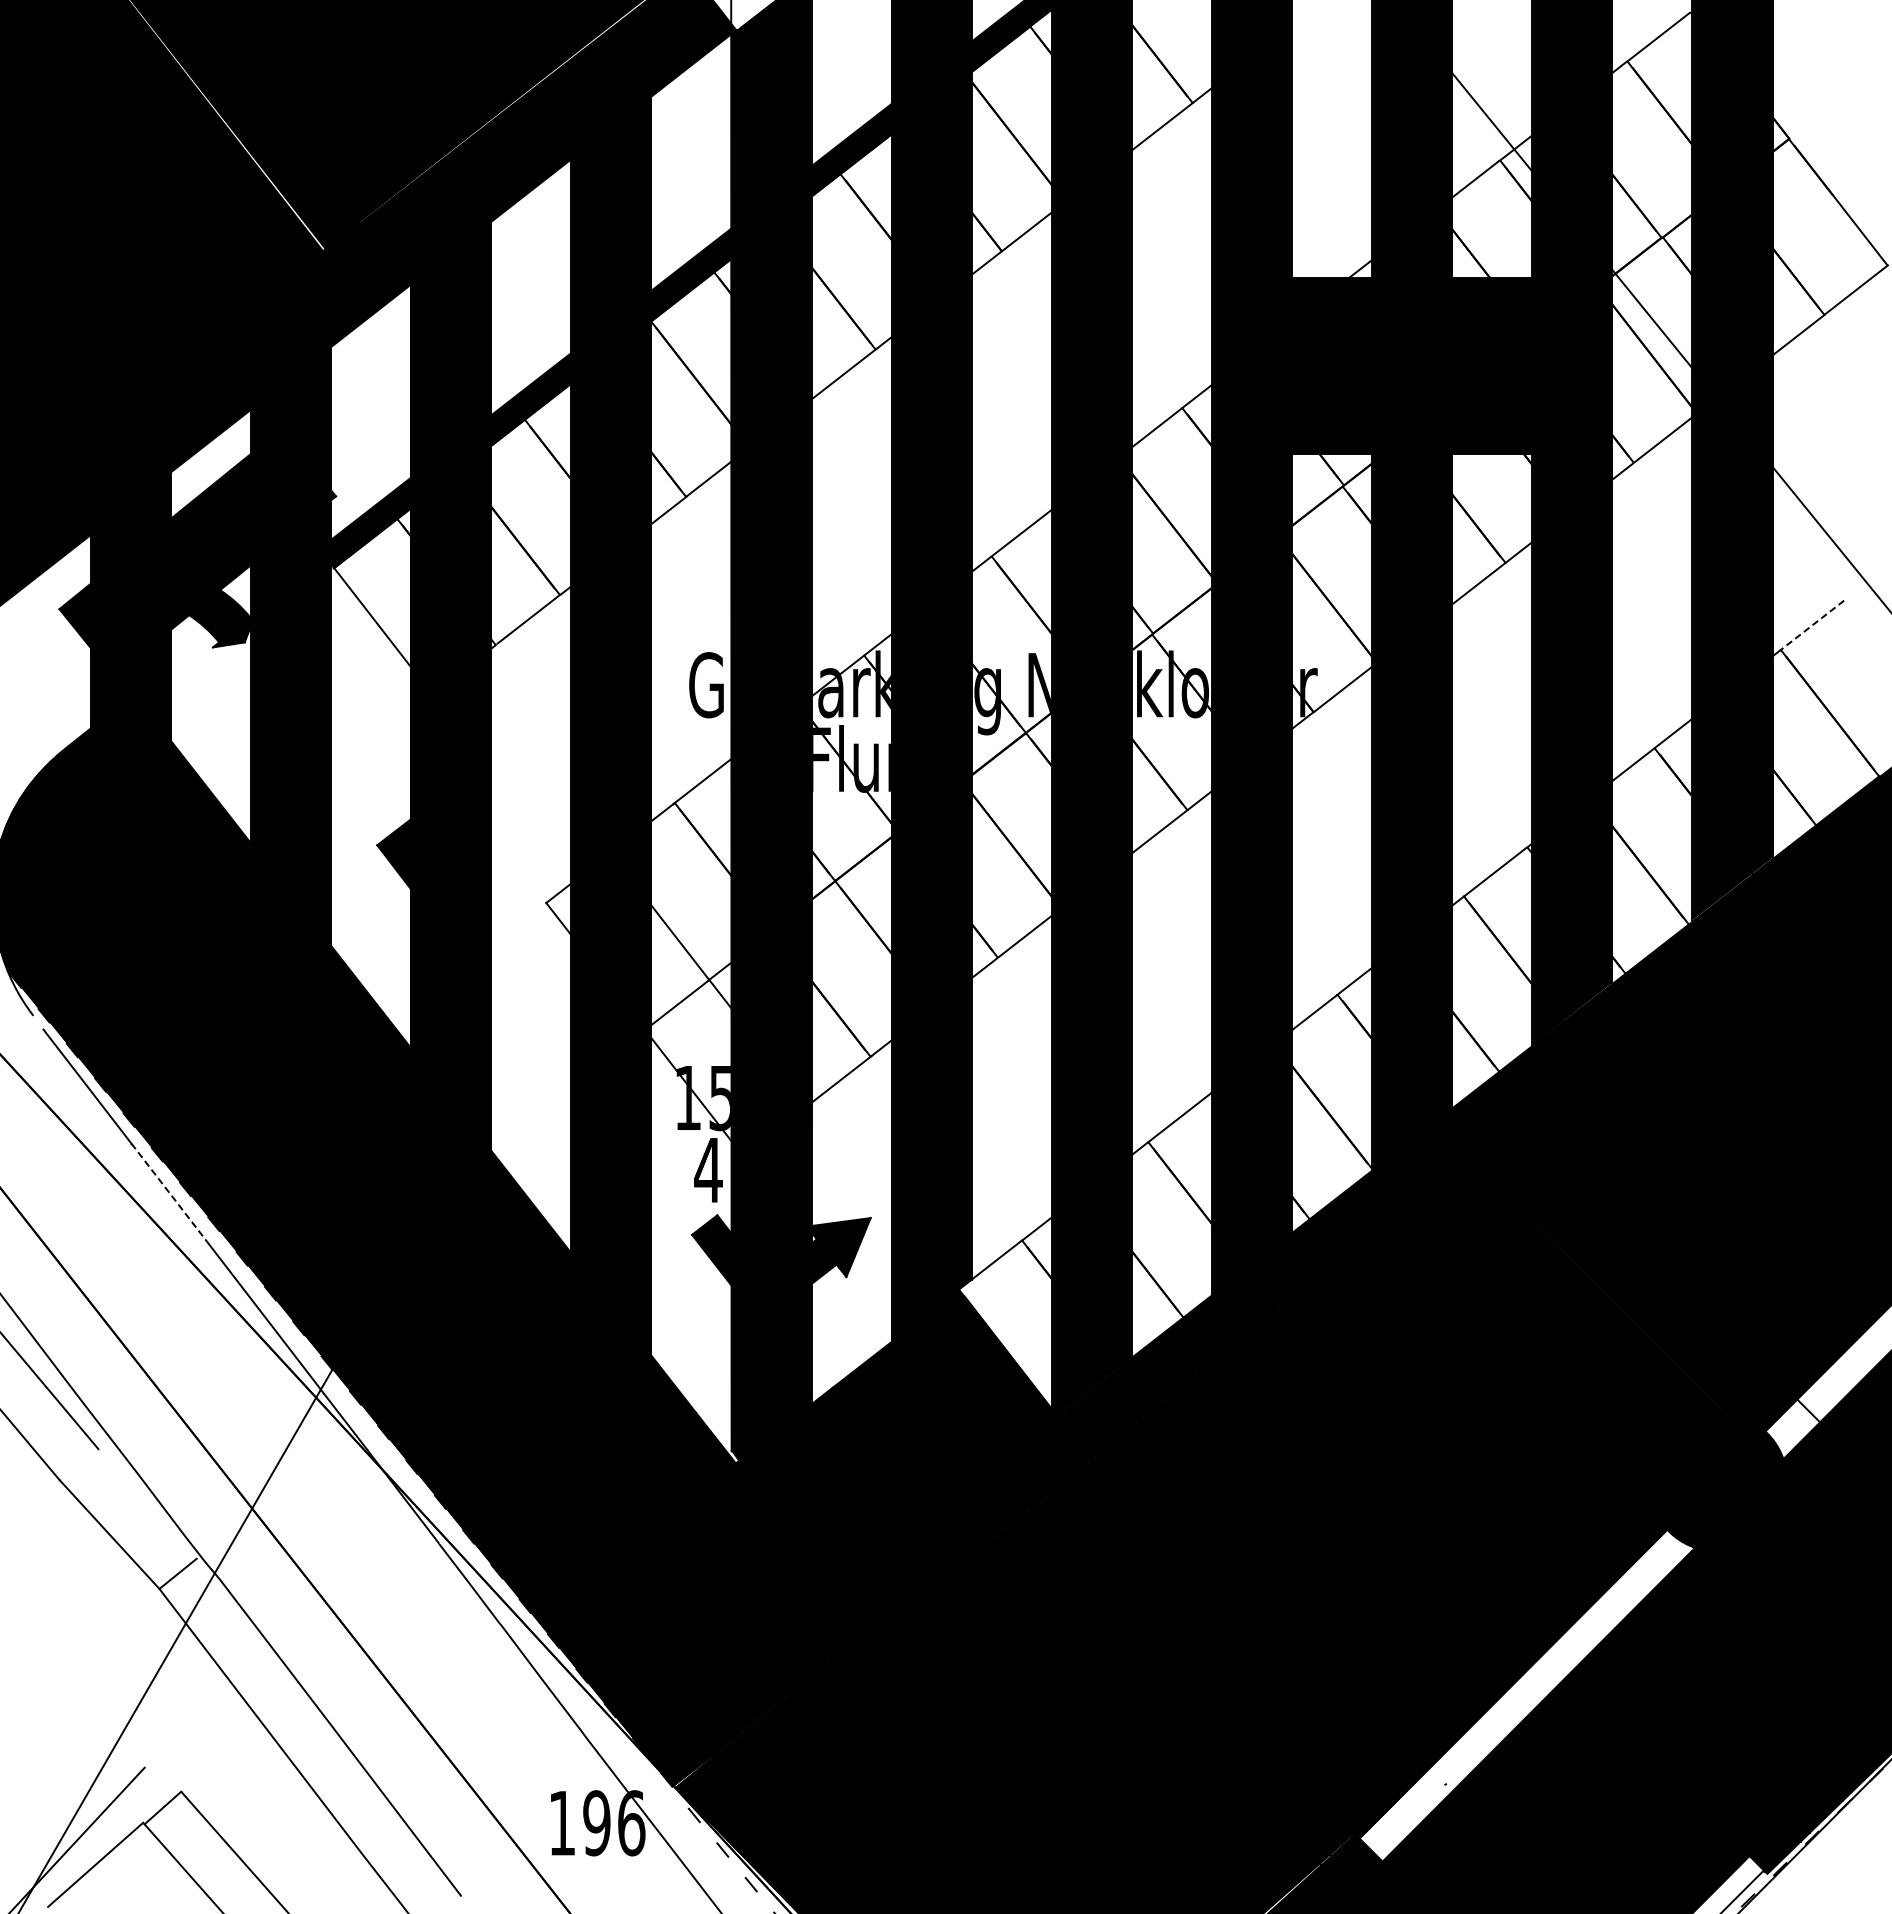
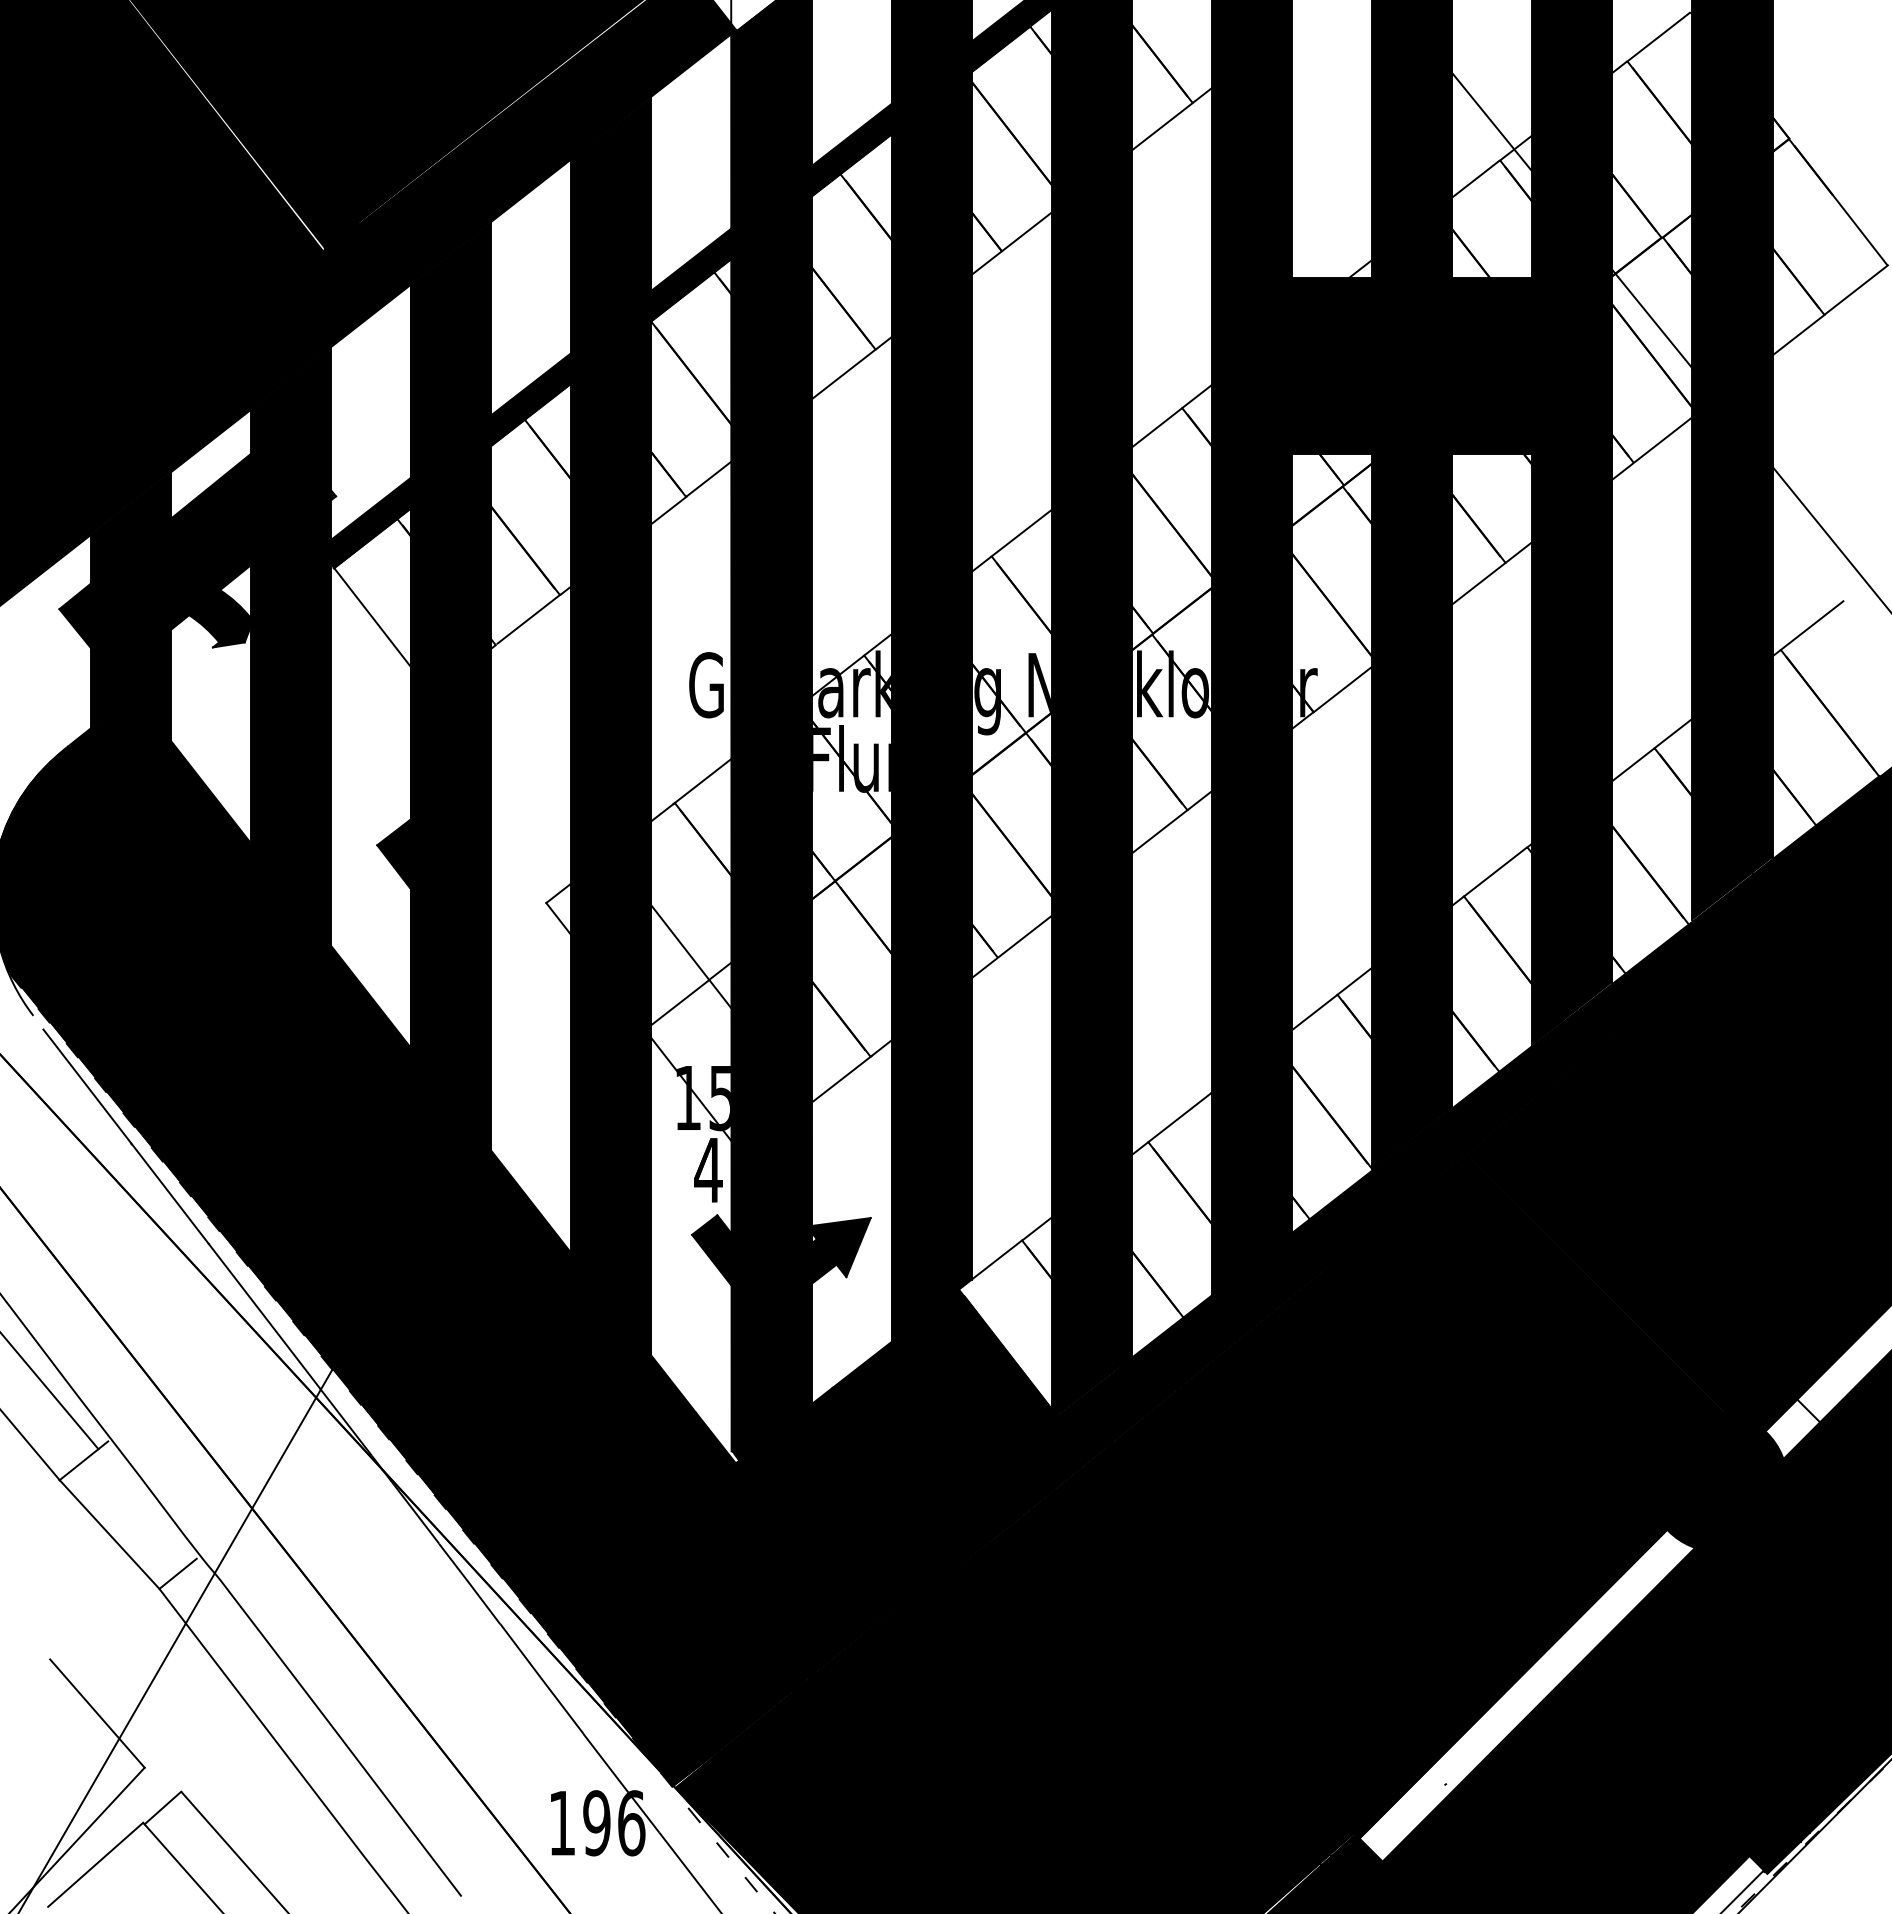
line: dashed -> solid (1812, 625)
line: dashed -> solid (170, 1194)
line: none -> present (83, 1460)
line: none -> present (97, 1713)
